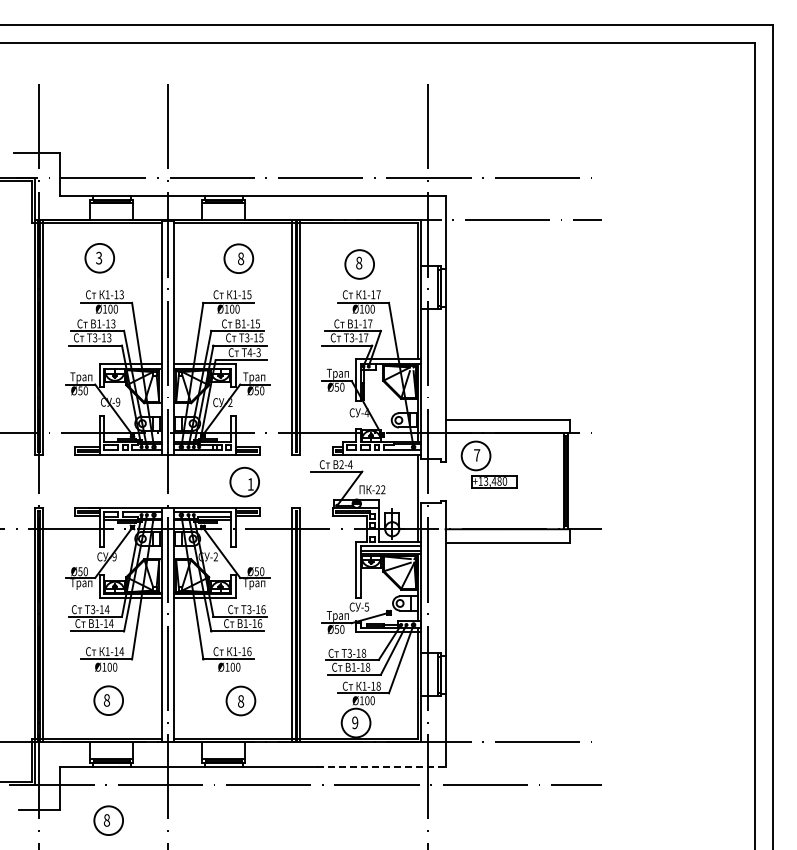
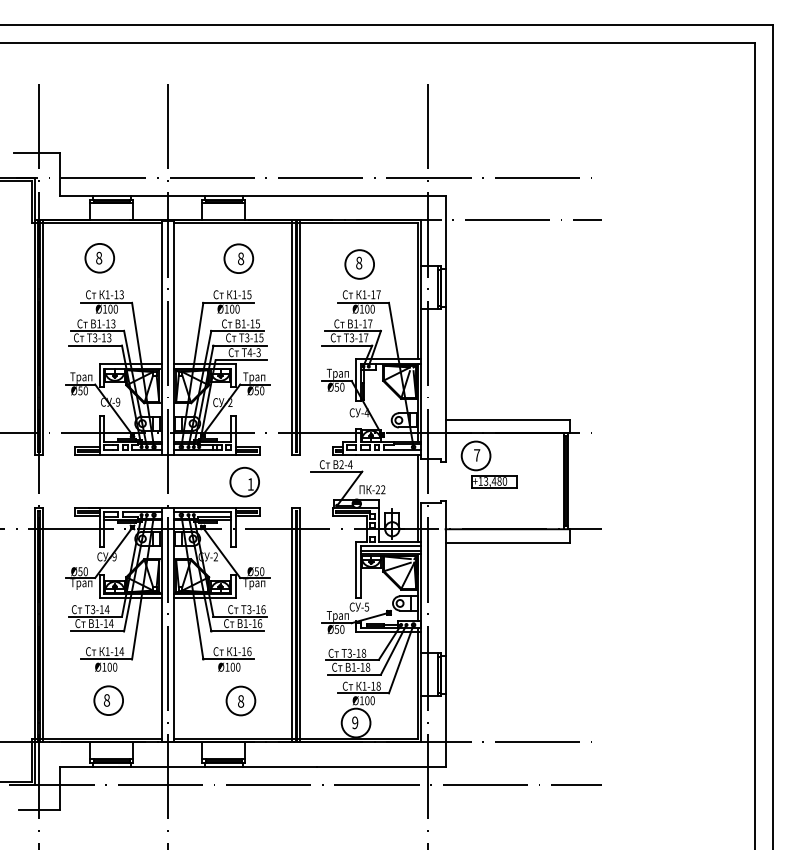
text: 3 -> 8 (99, 257)
line: dashed -> solid (381, 766)
part: present -> none (108, 820)
